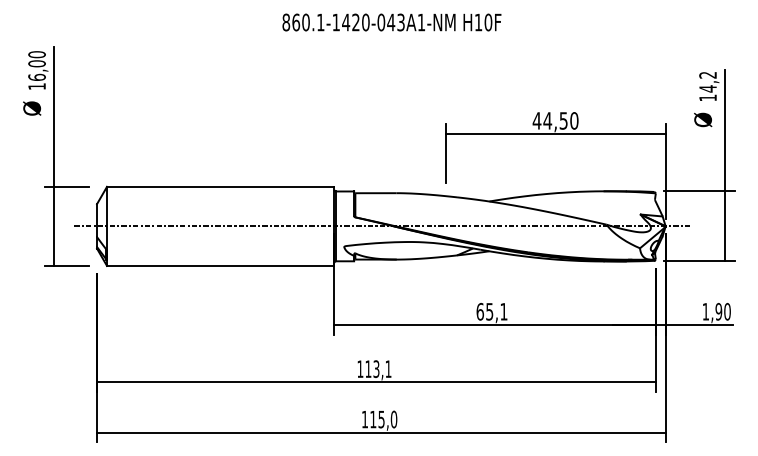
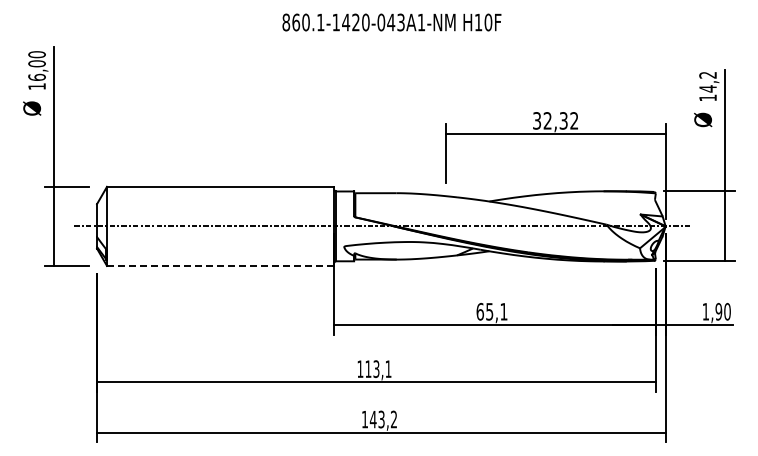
text: 44,50 -> 32,32 (555, 120)
line: solid -> dashed (220, 265)
text: 115,0 -> 143,2 (383, 419)
